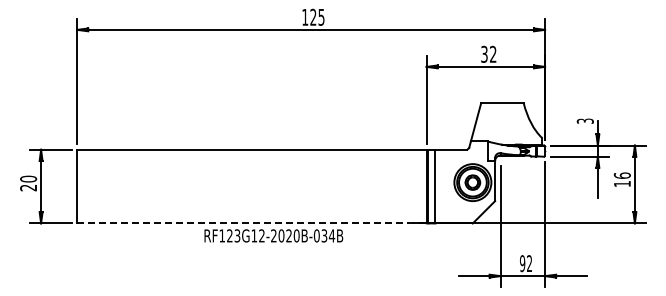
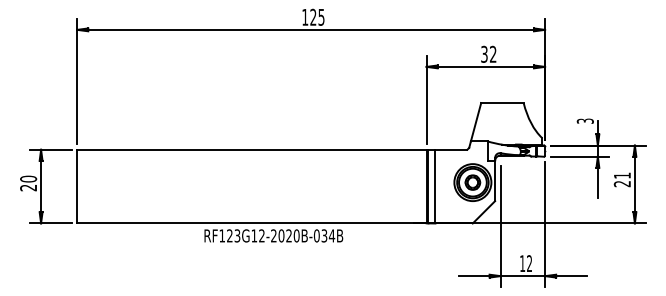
text: 16 -> 21 (621, 179)
line: dashed -> solid (251, 223)
text: 92 -> 12 (522, 263)
